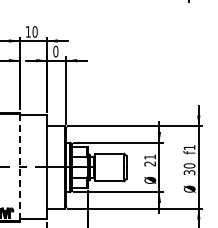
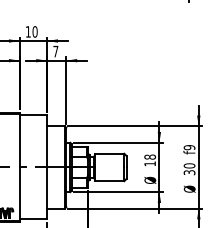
text: 0 -> 7 (55, 51)
text: f1 -> f9 (189, 147)
text: 21 -> 18 (149, 160)
line: dashed -> solid (19, 167)
